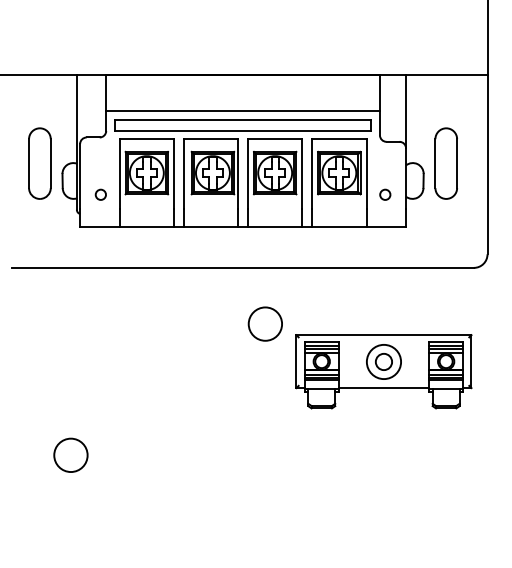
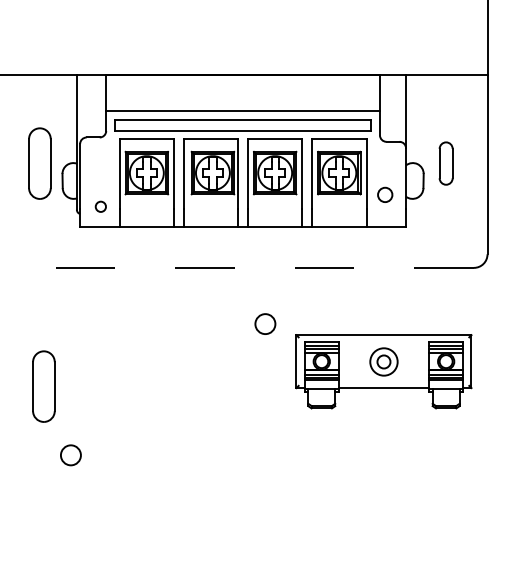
part size: 24x73 px -> 16x45 px (445, 163)
circle position: (100, 194) -> (100, 206) (100, 206)
circle size: 13x13 px -> 17x17 px (385, 194)
line: solid -> dashed (243, 267)
circle diameter: 33 px -> 20 px (265, 324)
part size: 36x36 px -> 30x30 px (383, 361)
part: none -> present (43, 386)
circle diameter: 33 px -> 20 px (70, 455)
